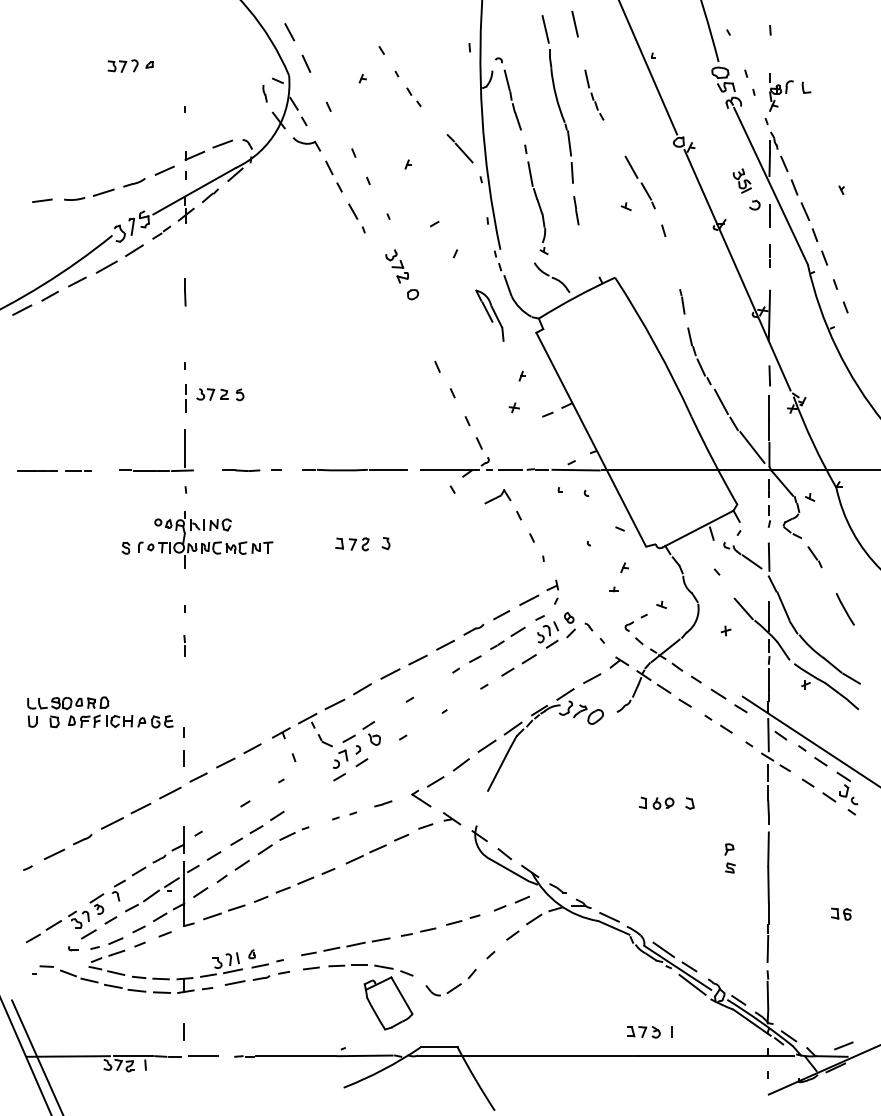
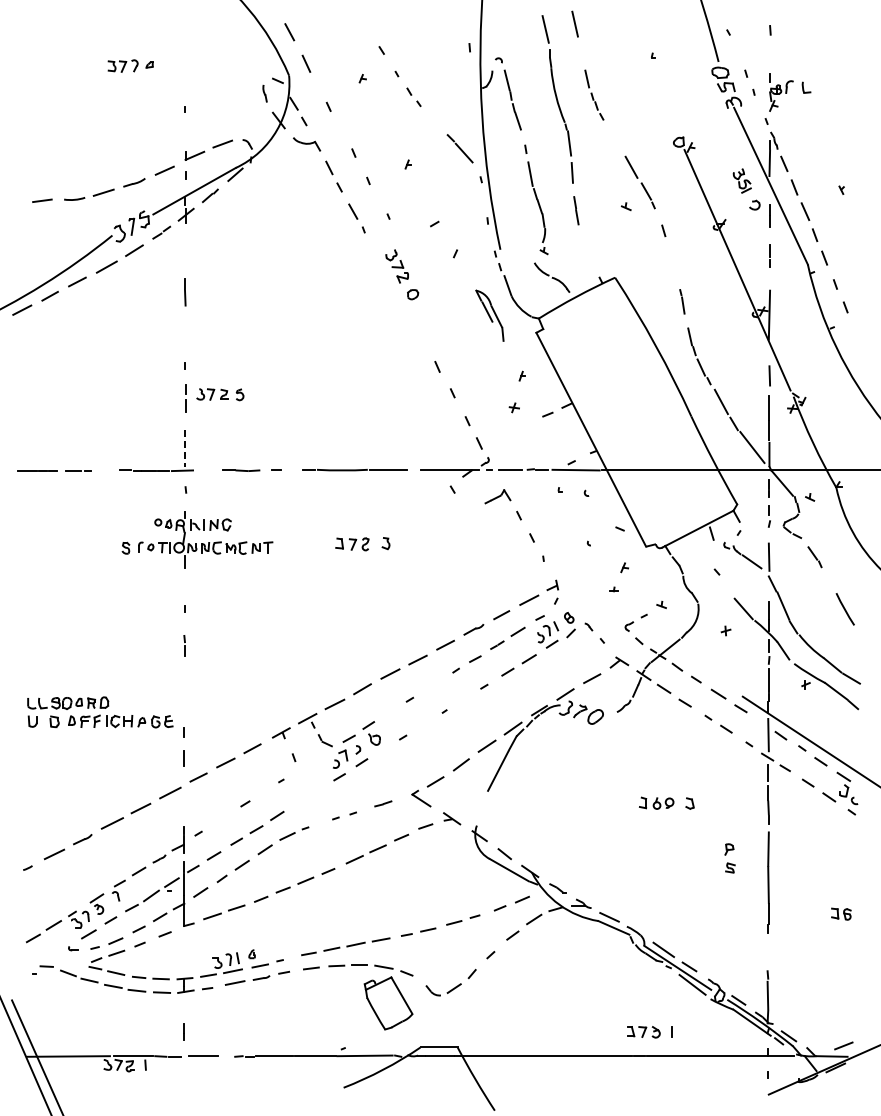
line: present -> none (648, 68)
line: solid -> dashed (184, 448)
line: present -> none (767, 948)
